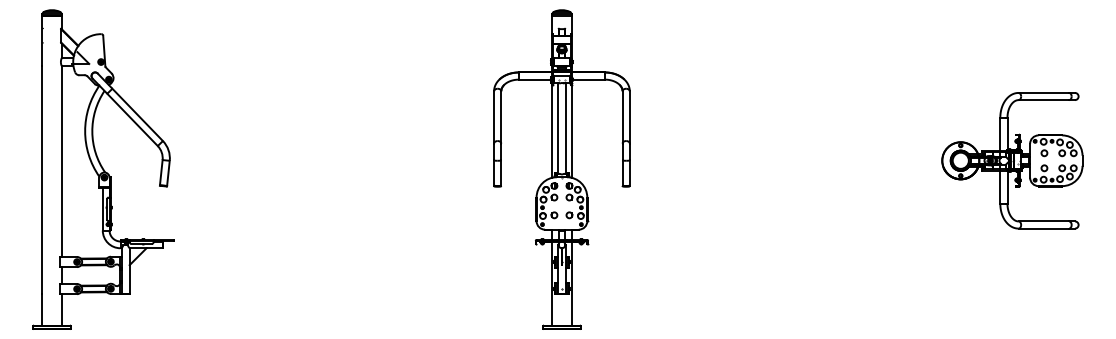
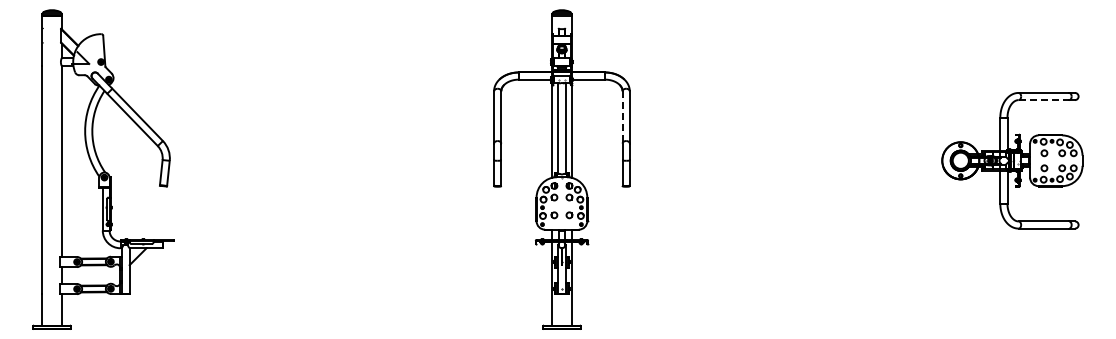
line: solid -> dashed (1044, 100)
line: solid -> dashed (622, 117)
